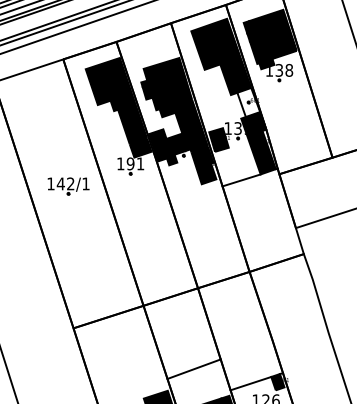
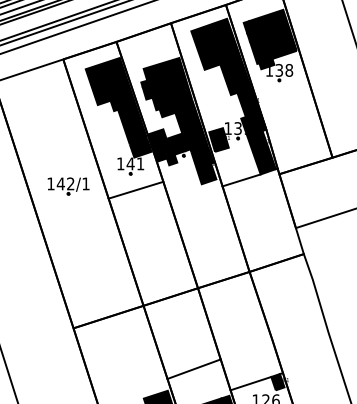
fill: none -> present (248, 102)
text: 191 -> 141 (130, 163)
line: none -> present (135, 189)
